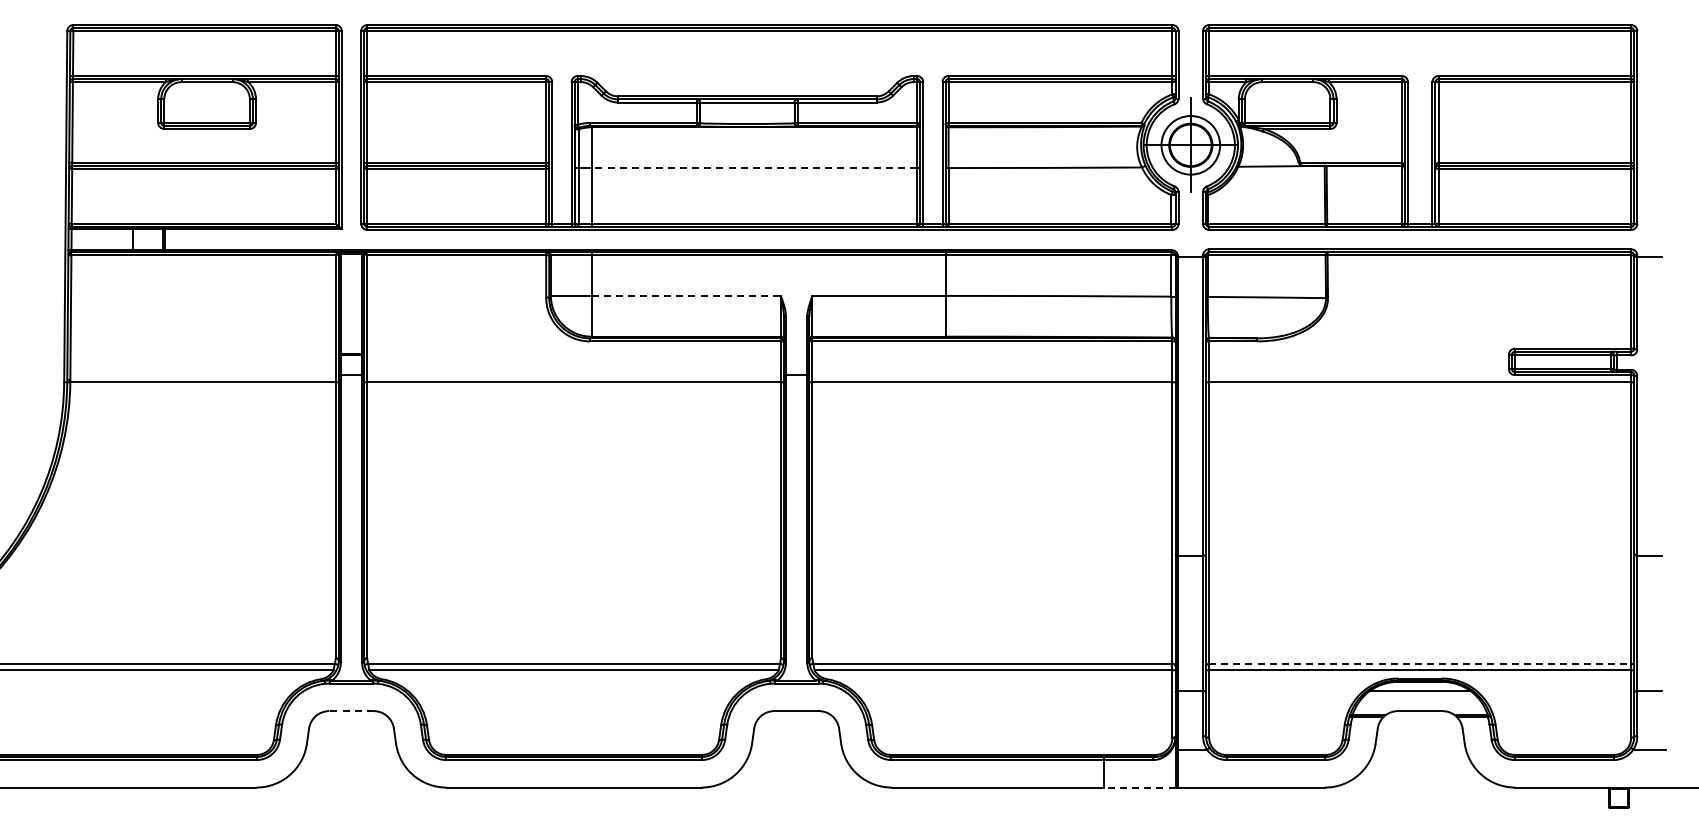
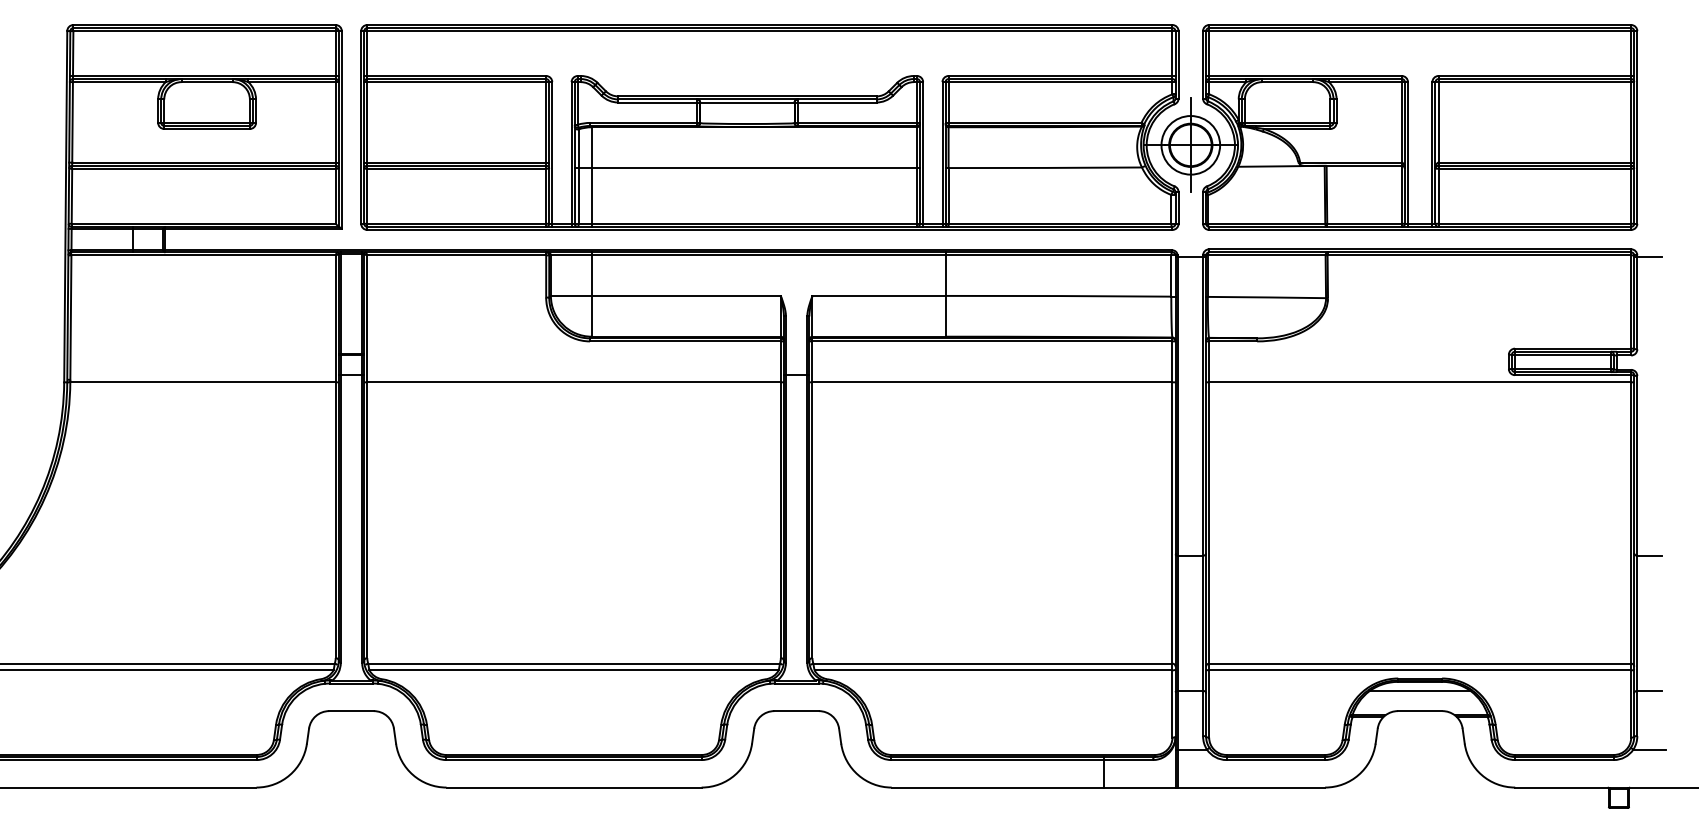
line: dashed -> solid (754, 168)
line: dashed -> solid (686, 295)
line: dashed -> solid (1420, 663)
line: dashed -> solid (351, 711)
line: dashed -> solid (1139, 787)
